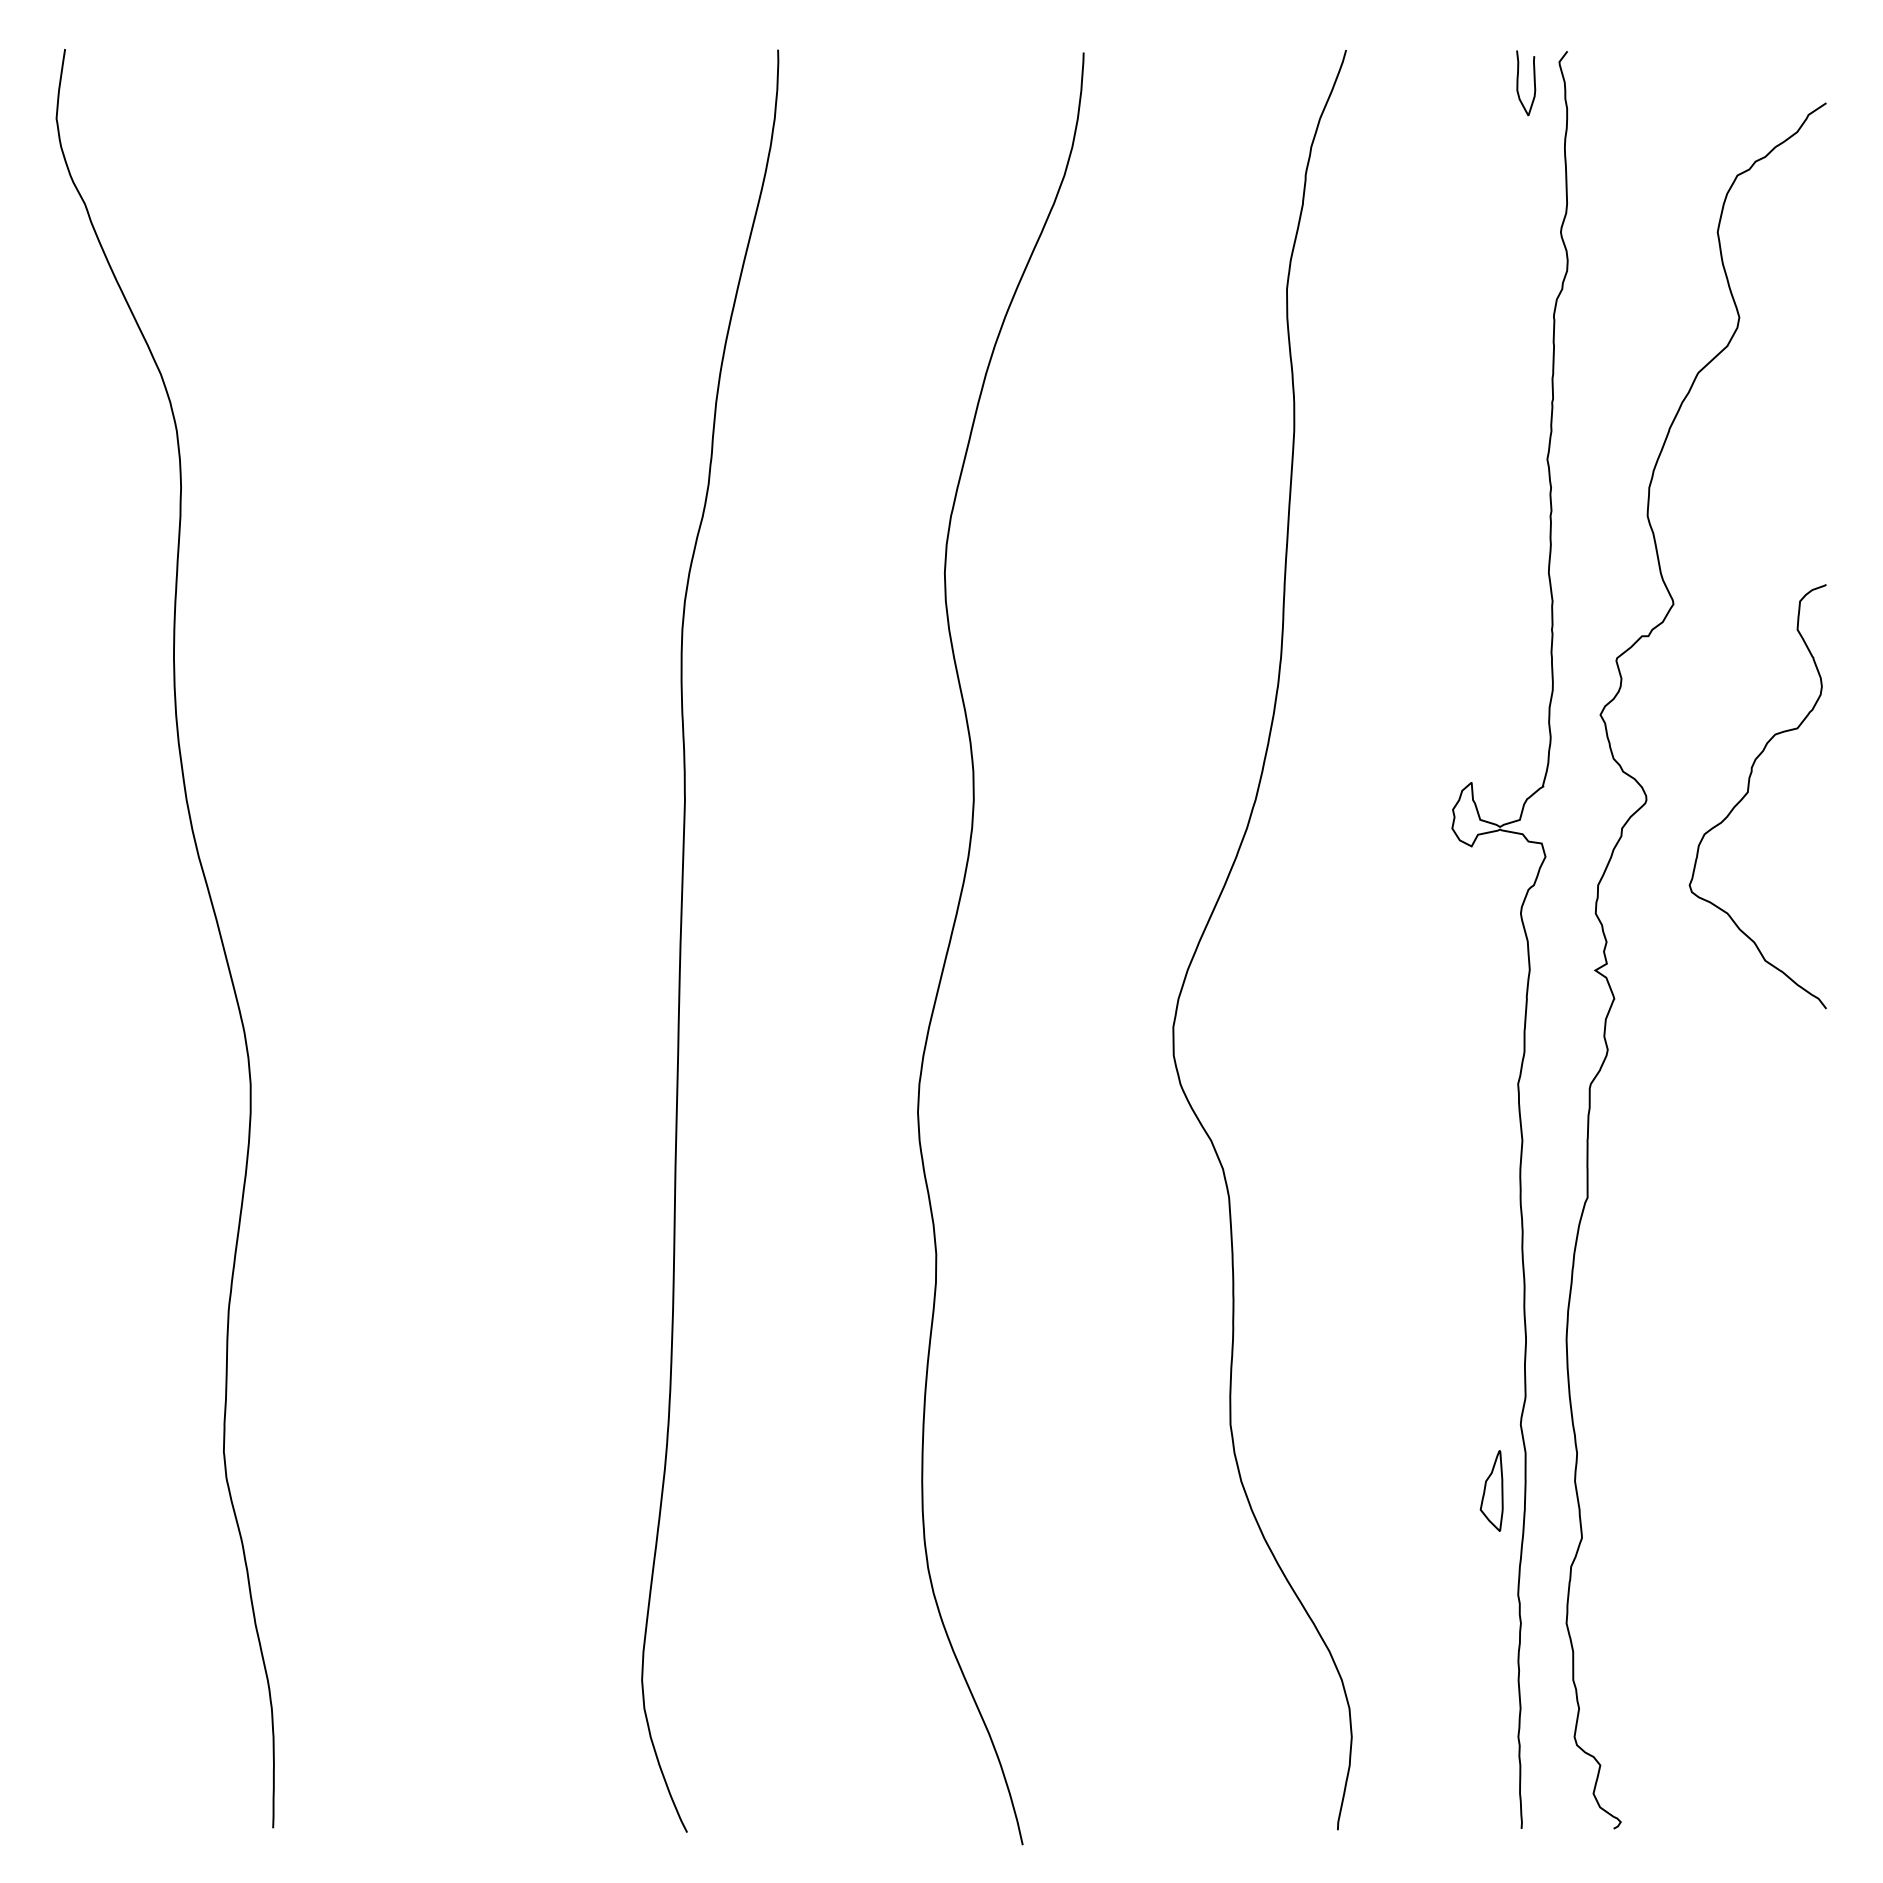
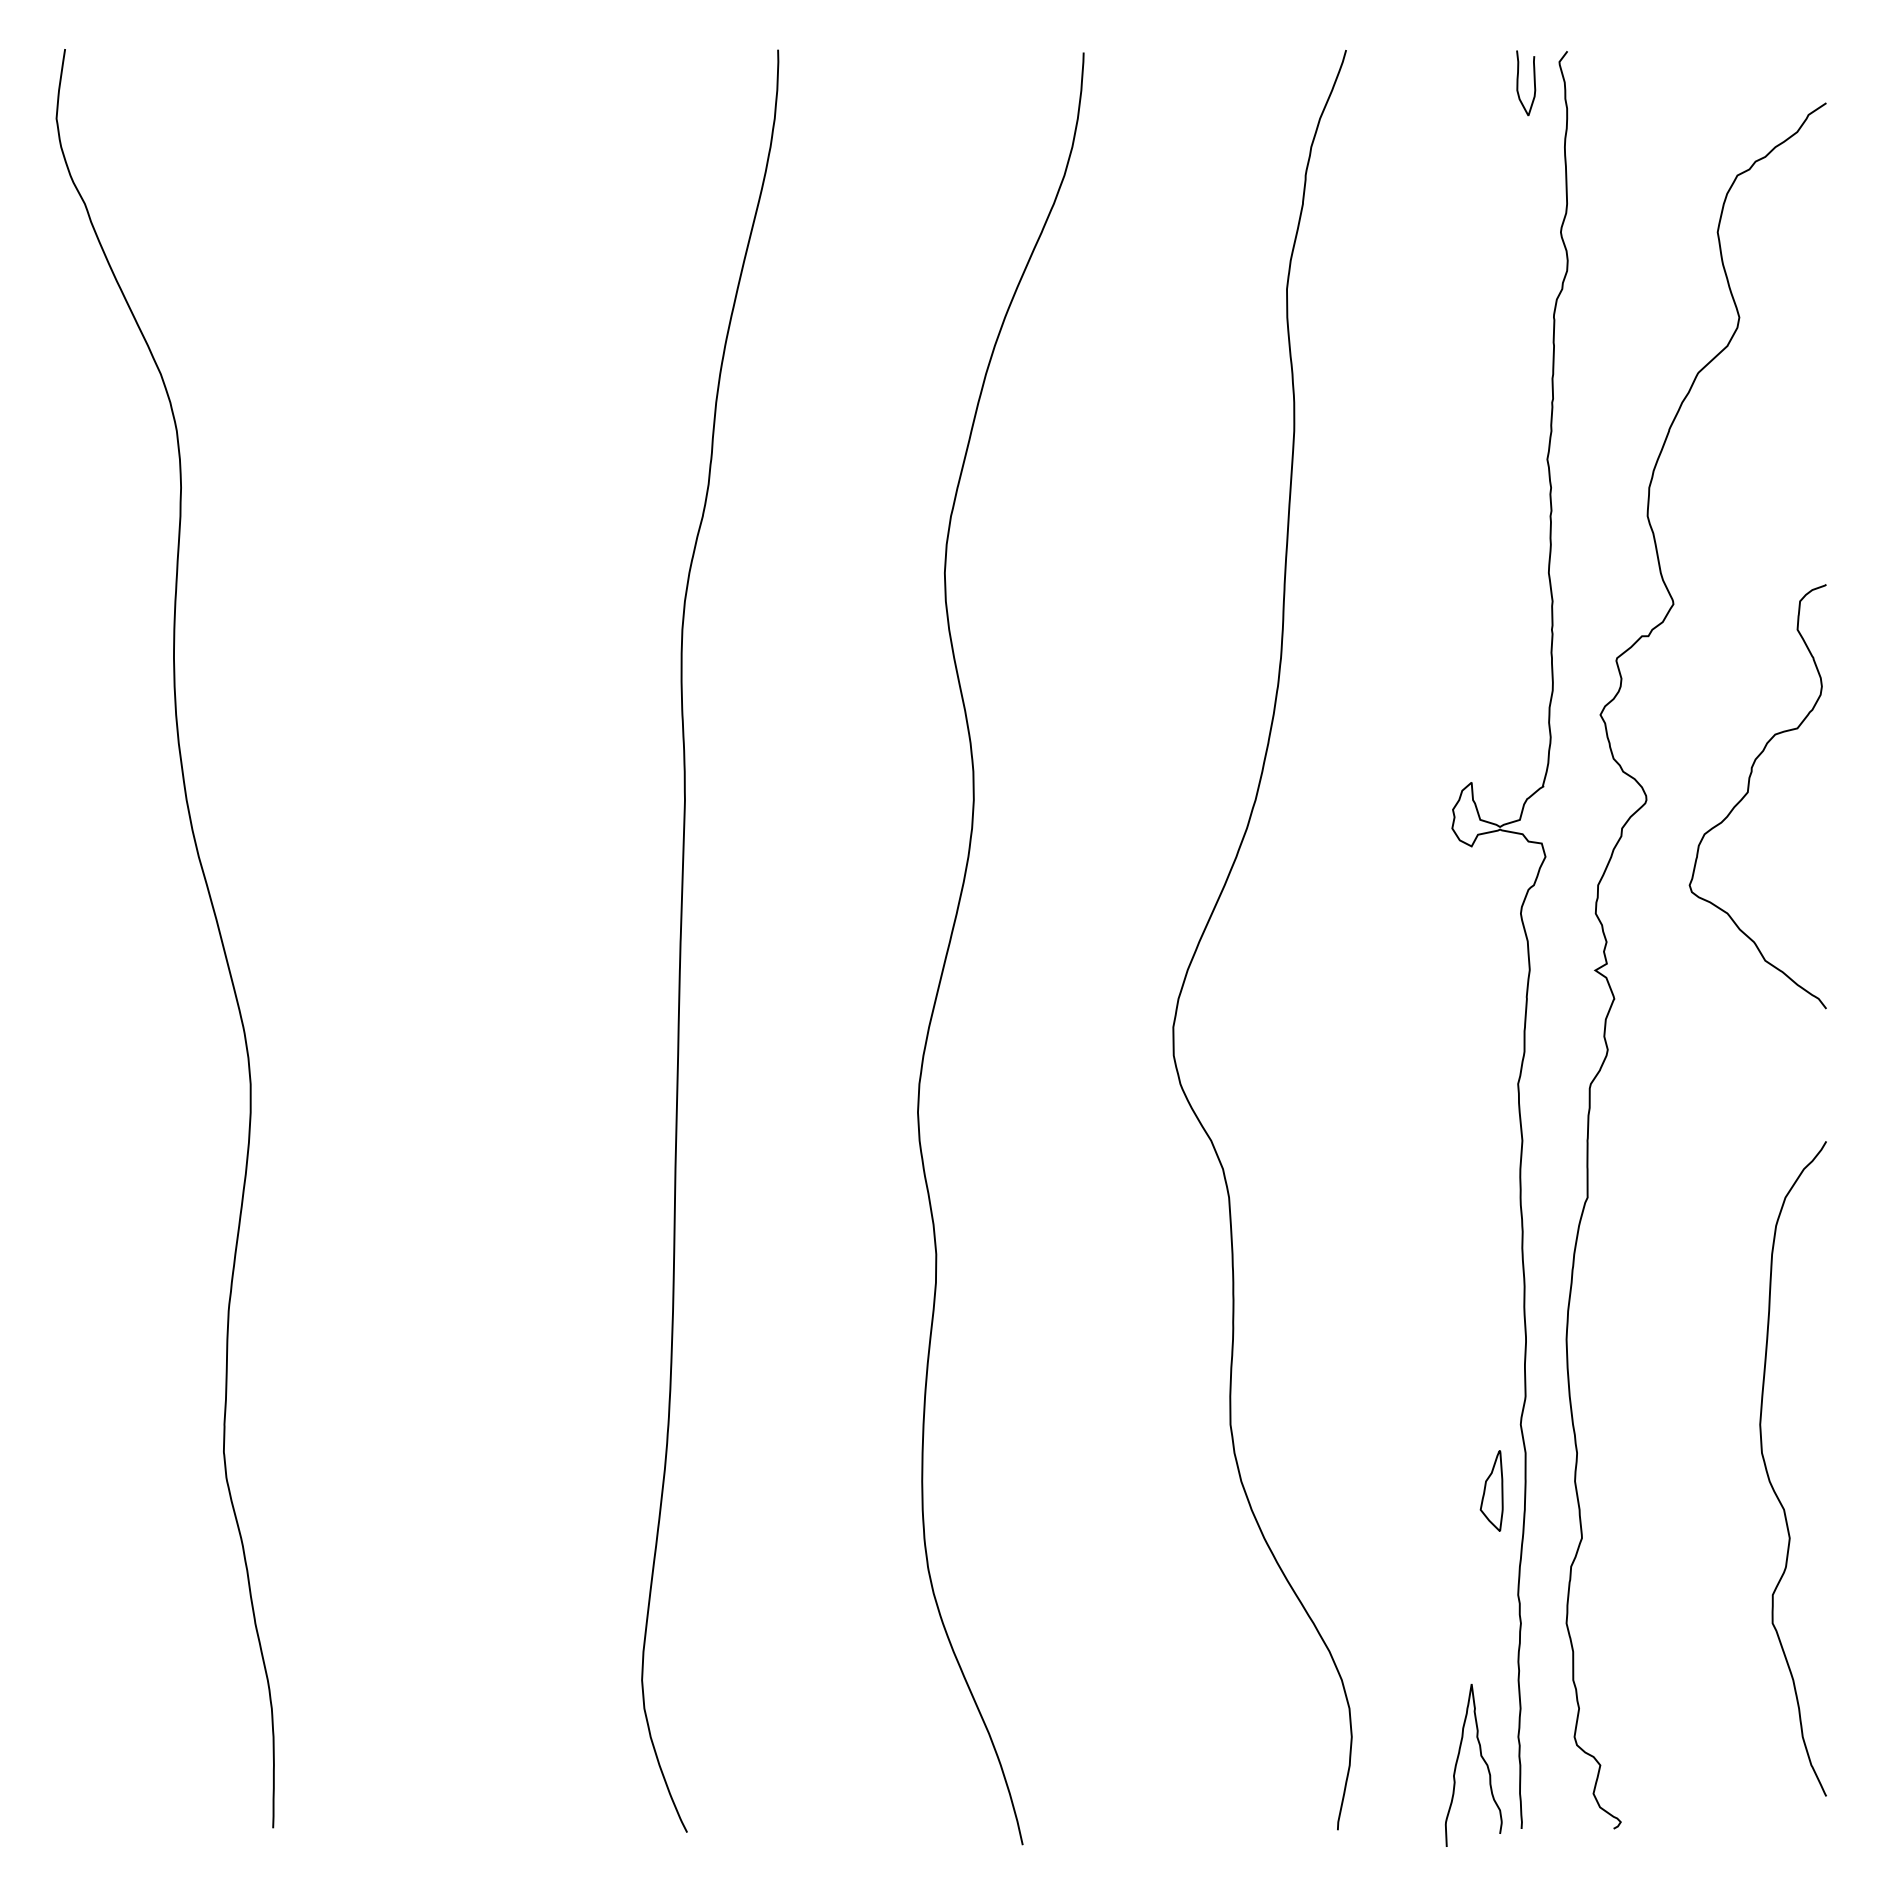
curve: none -> present (1769, 1476)
curve: none -> present (1482, 1759)
